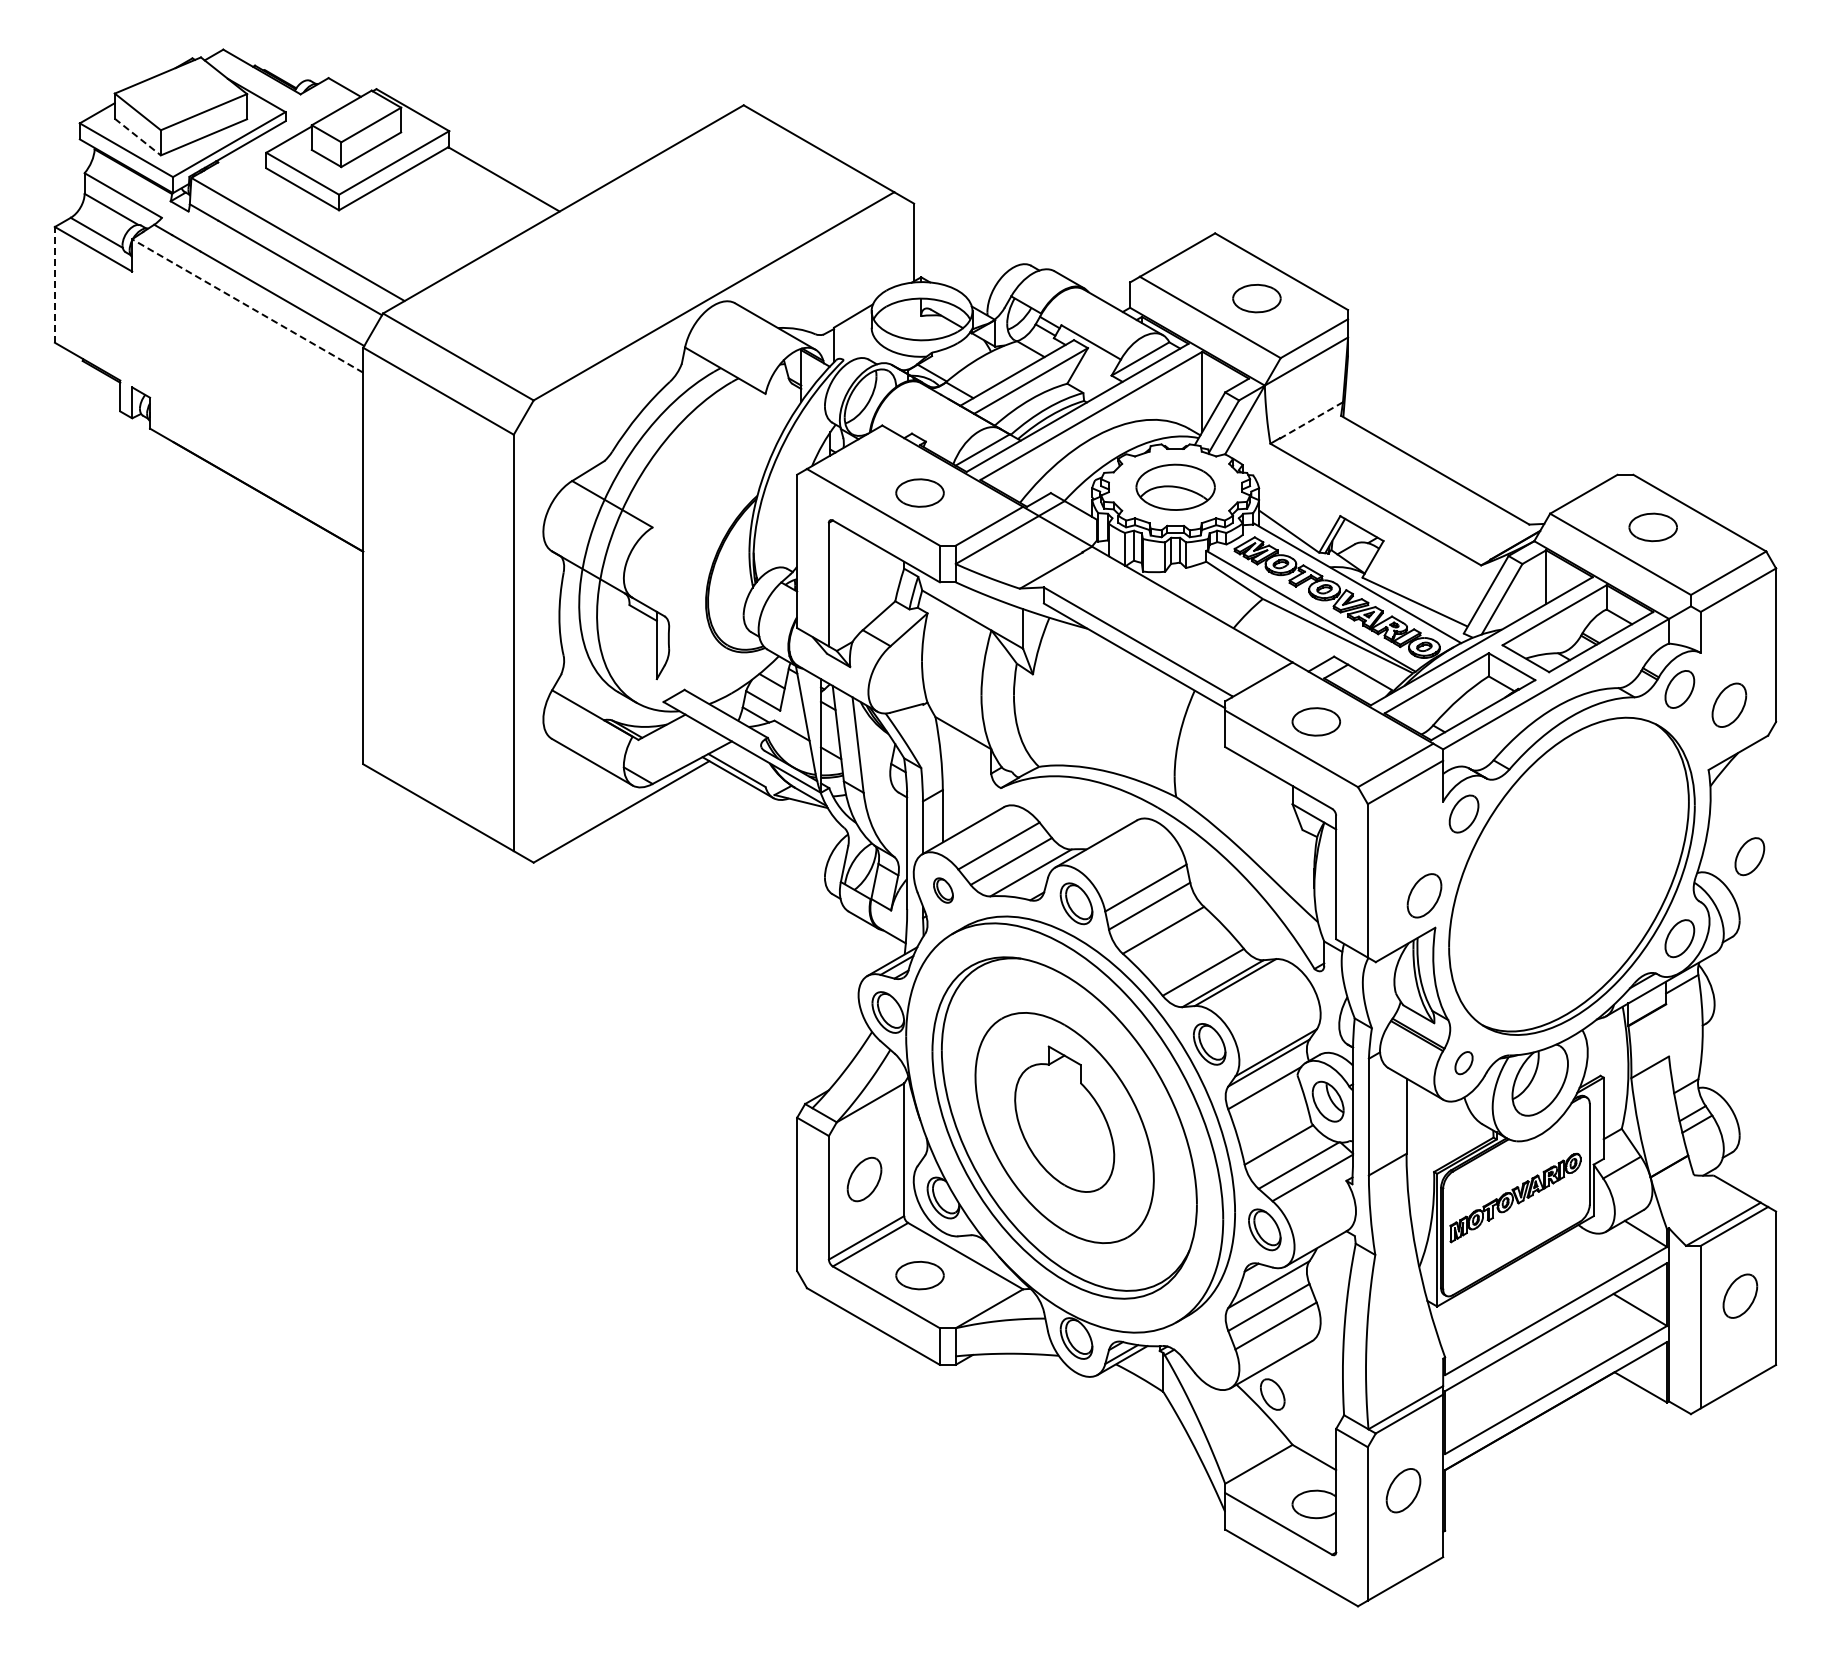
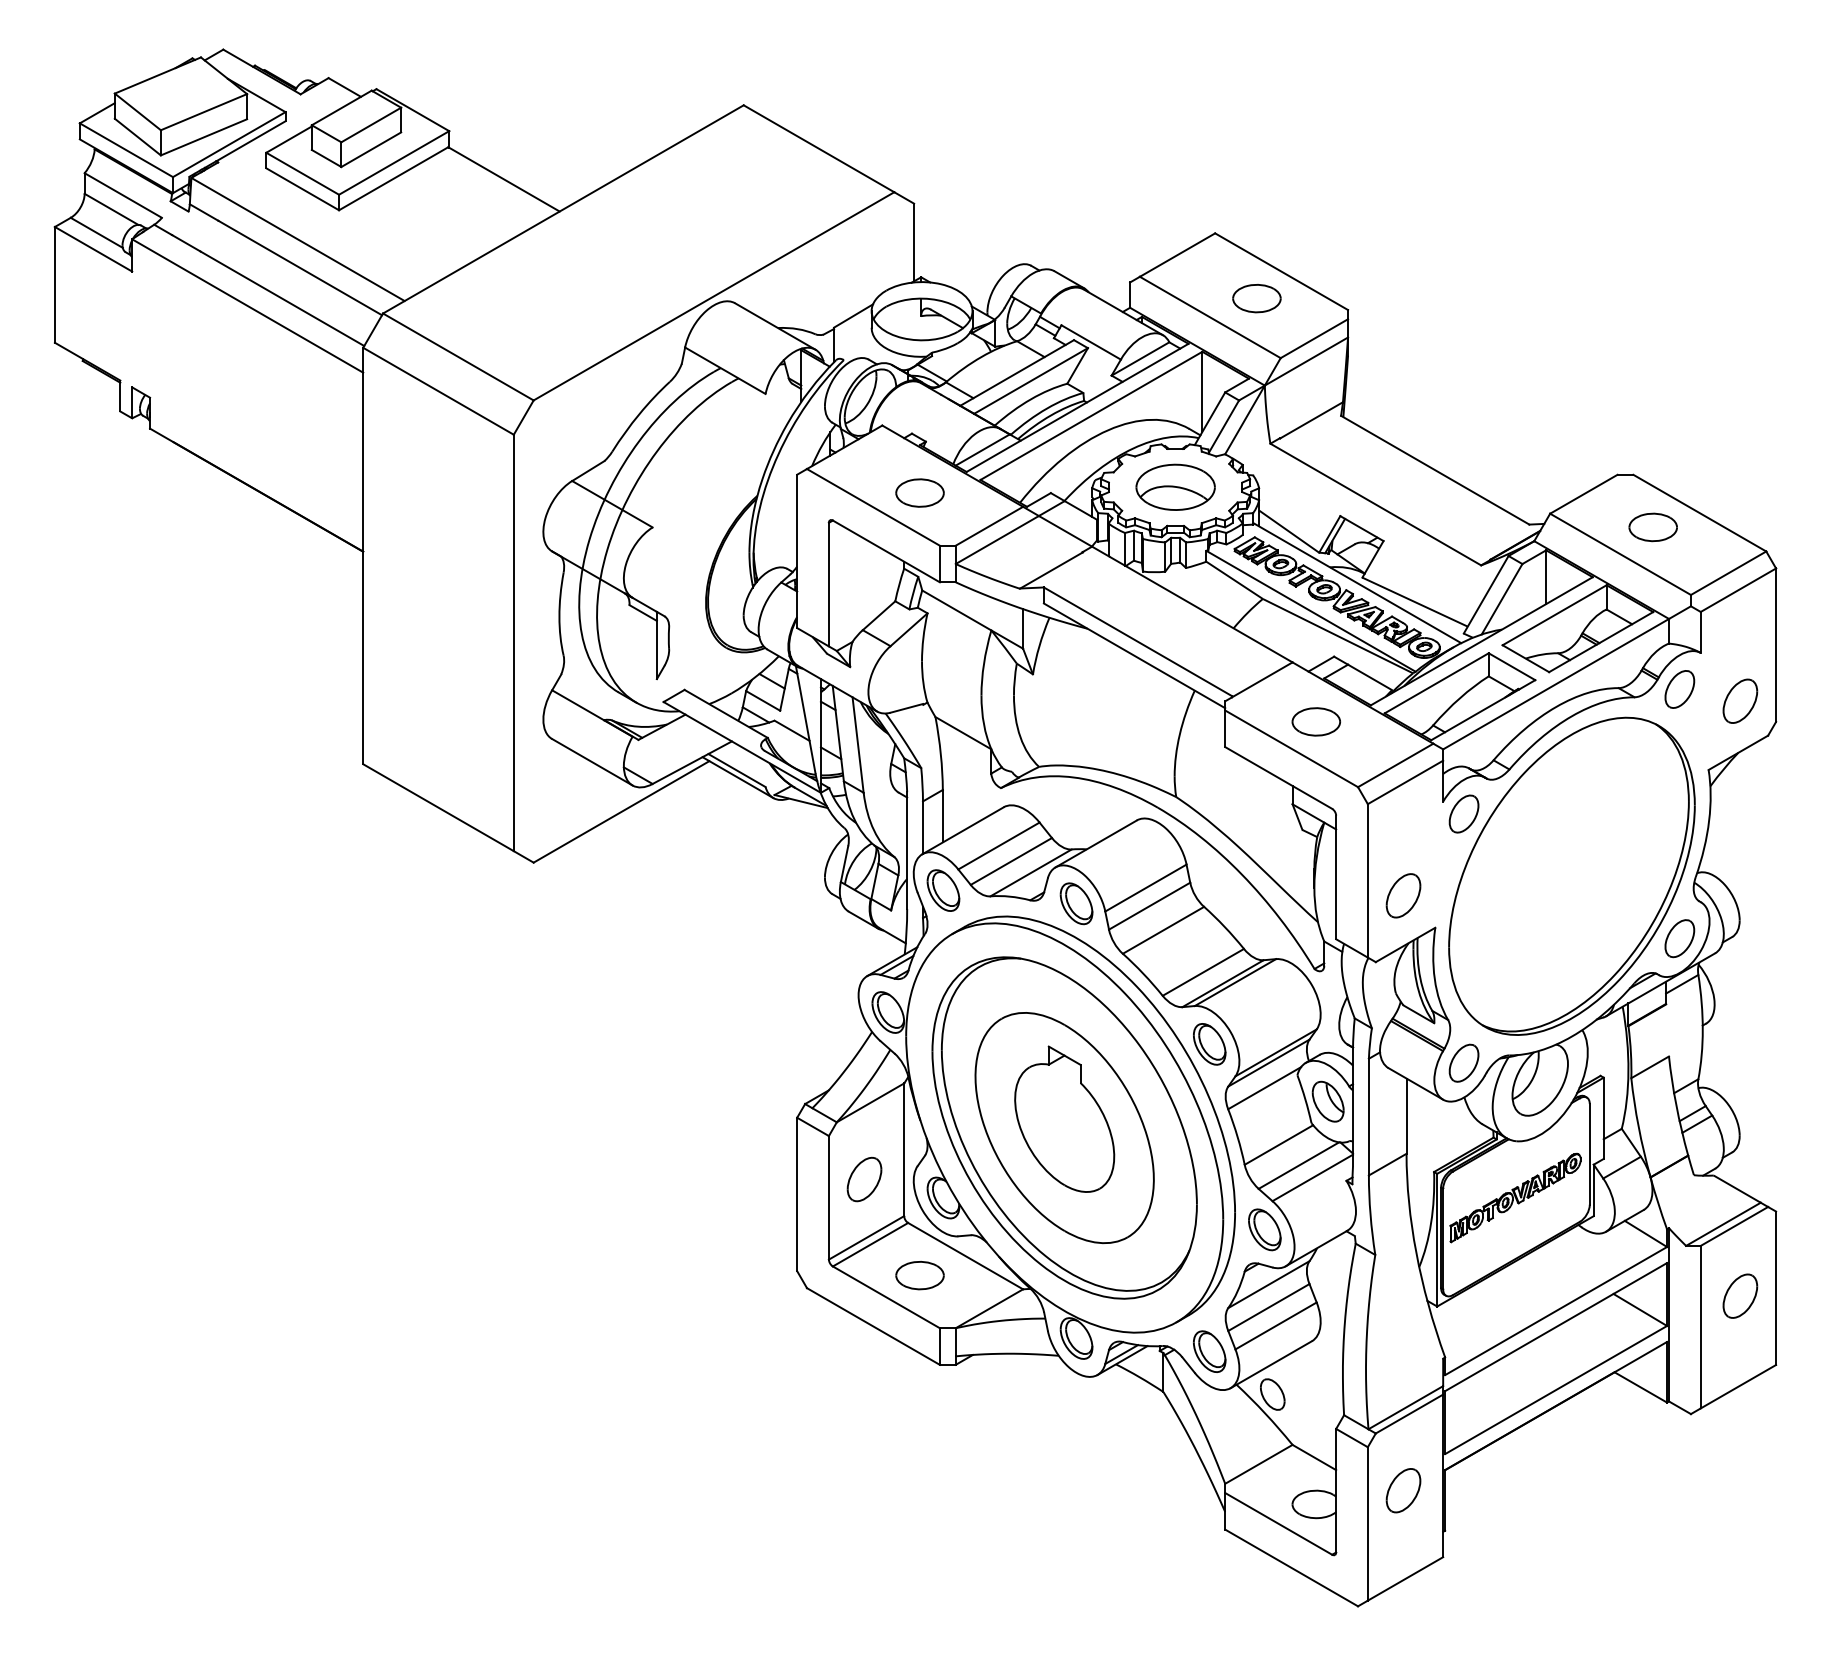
line: dashed -> solid (138, 137)
line: dashed -> solid (54, 284)
line: dashed -> solid (247, 305)
line: dashed -> solid (1311, 420)
part position: (1729, 704) -> (1740, 700) (1740, 700)
part: present -> none (1749, 856)
part size: 21x27 px -> 35x43 px (943, 890)
part position: (1424, 895) -> (1403, 895) (1403, 895)
part size: 20x25 px -> 32x40 px (1463, 1062)
part: none -> present (1209, 1351)
